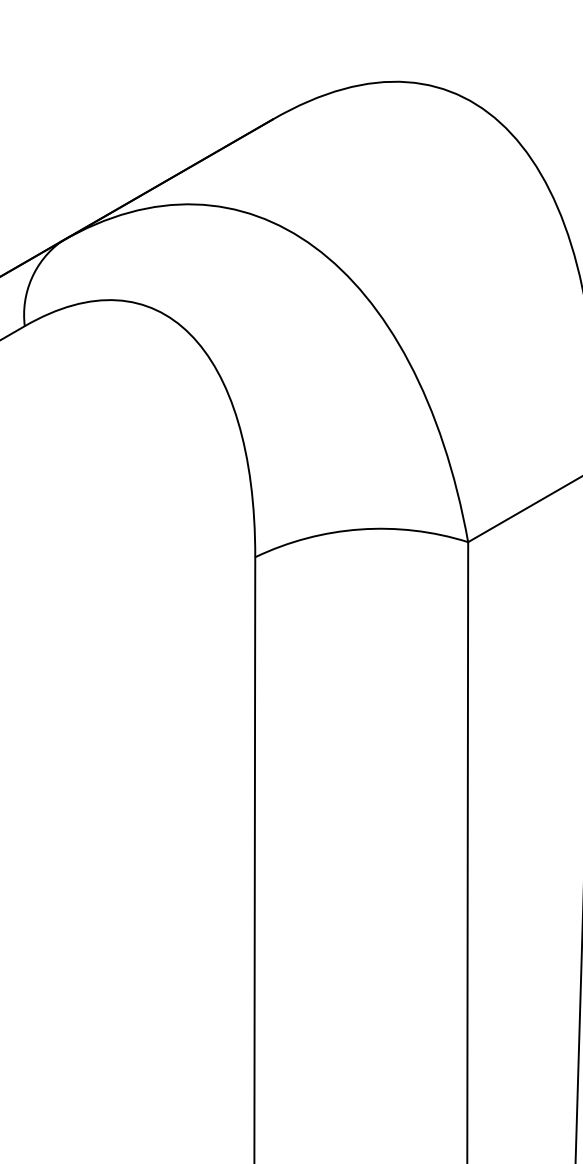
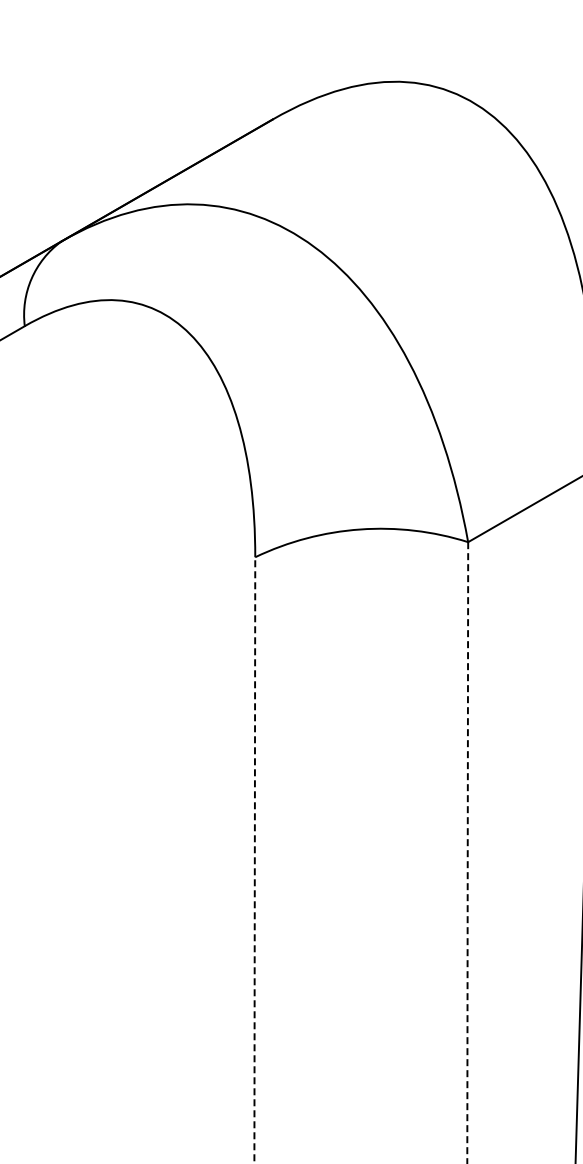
line: solid -> dashed (467, 852)
line: solid -> dashed (254, 859)
